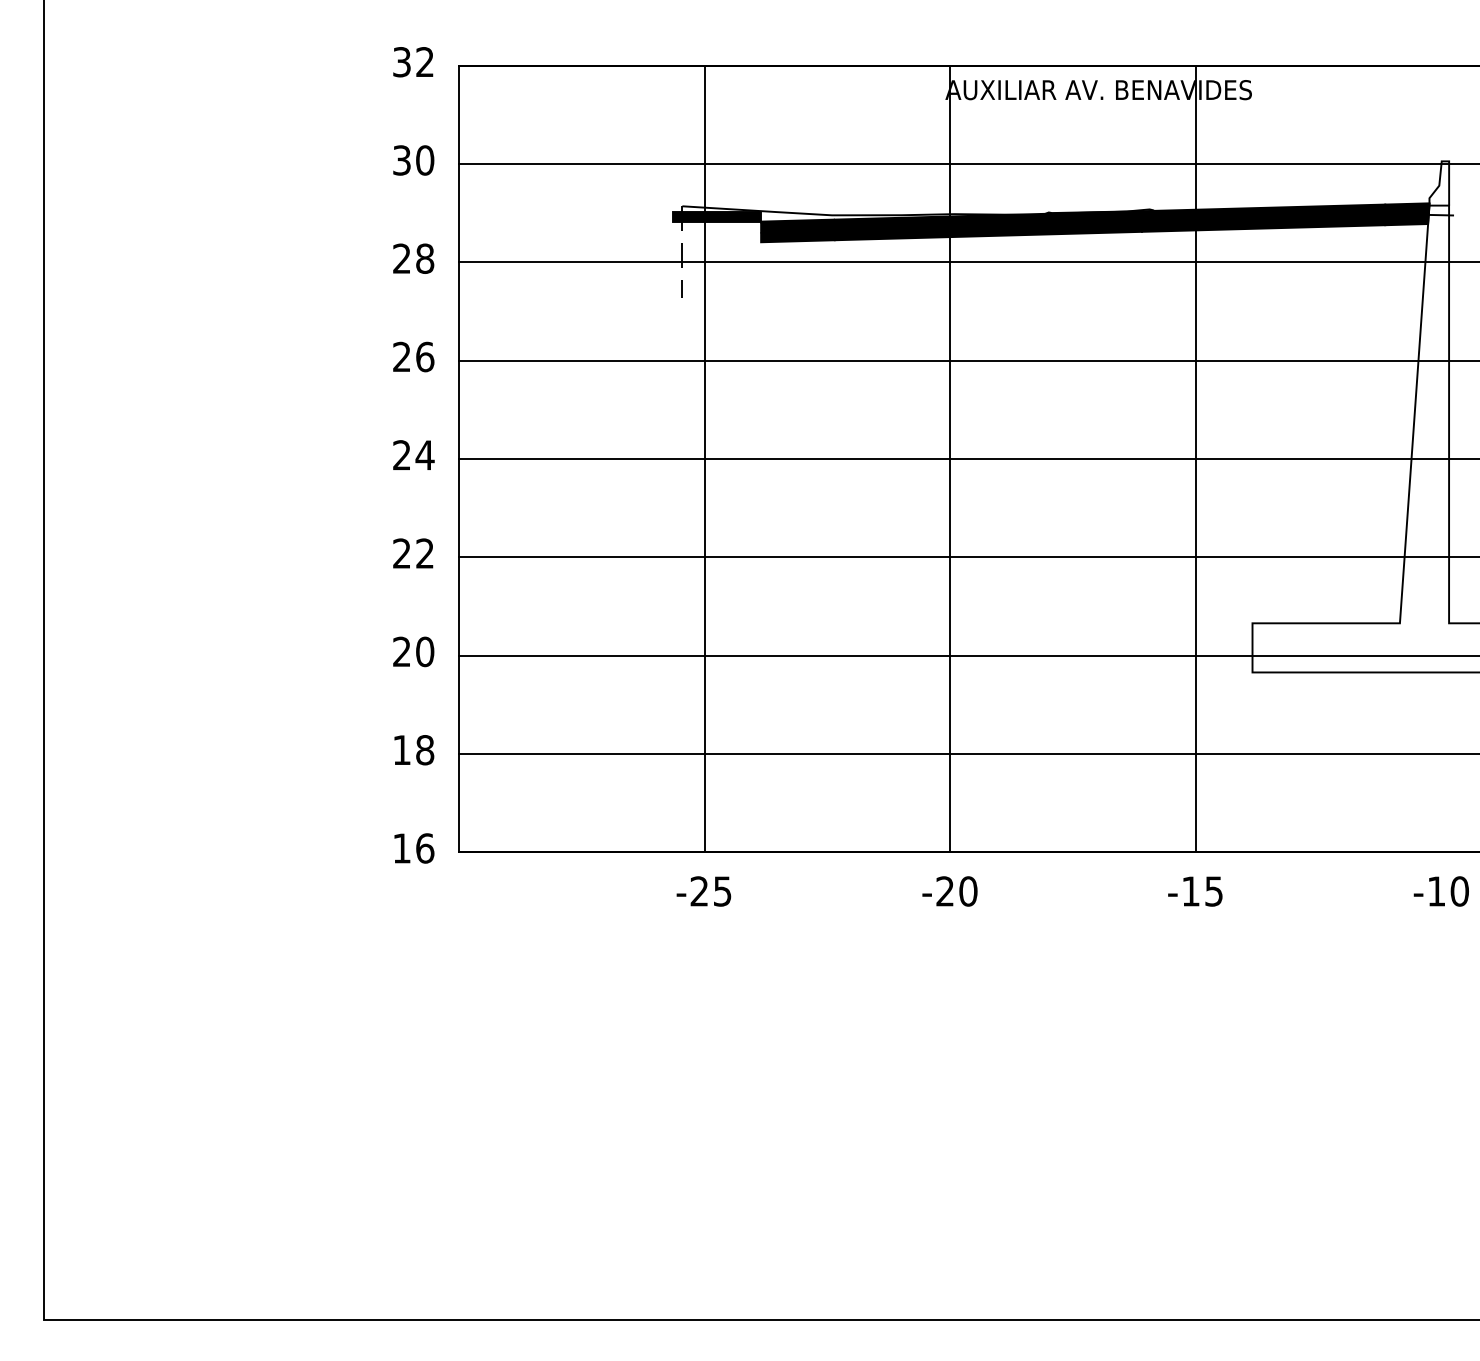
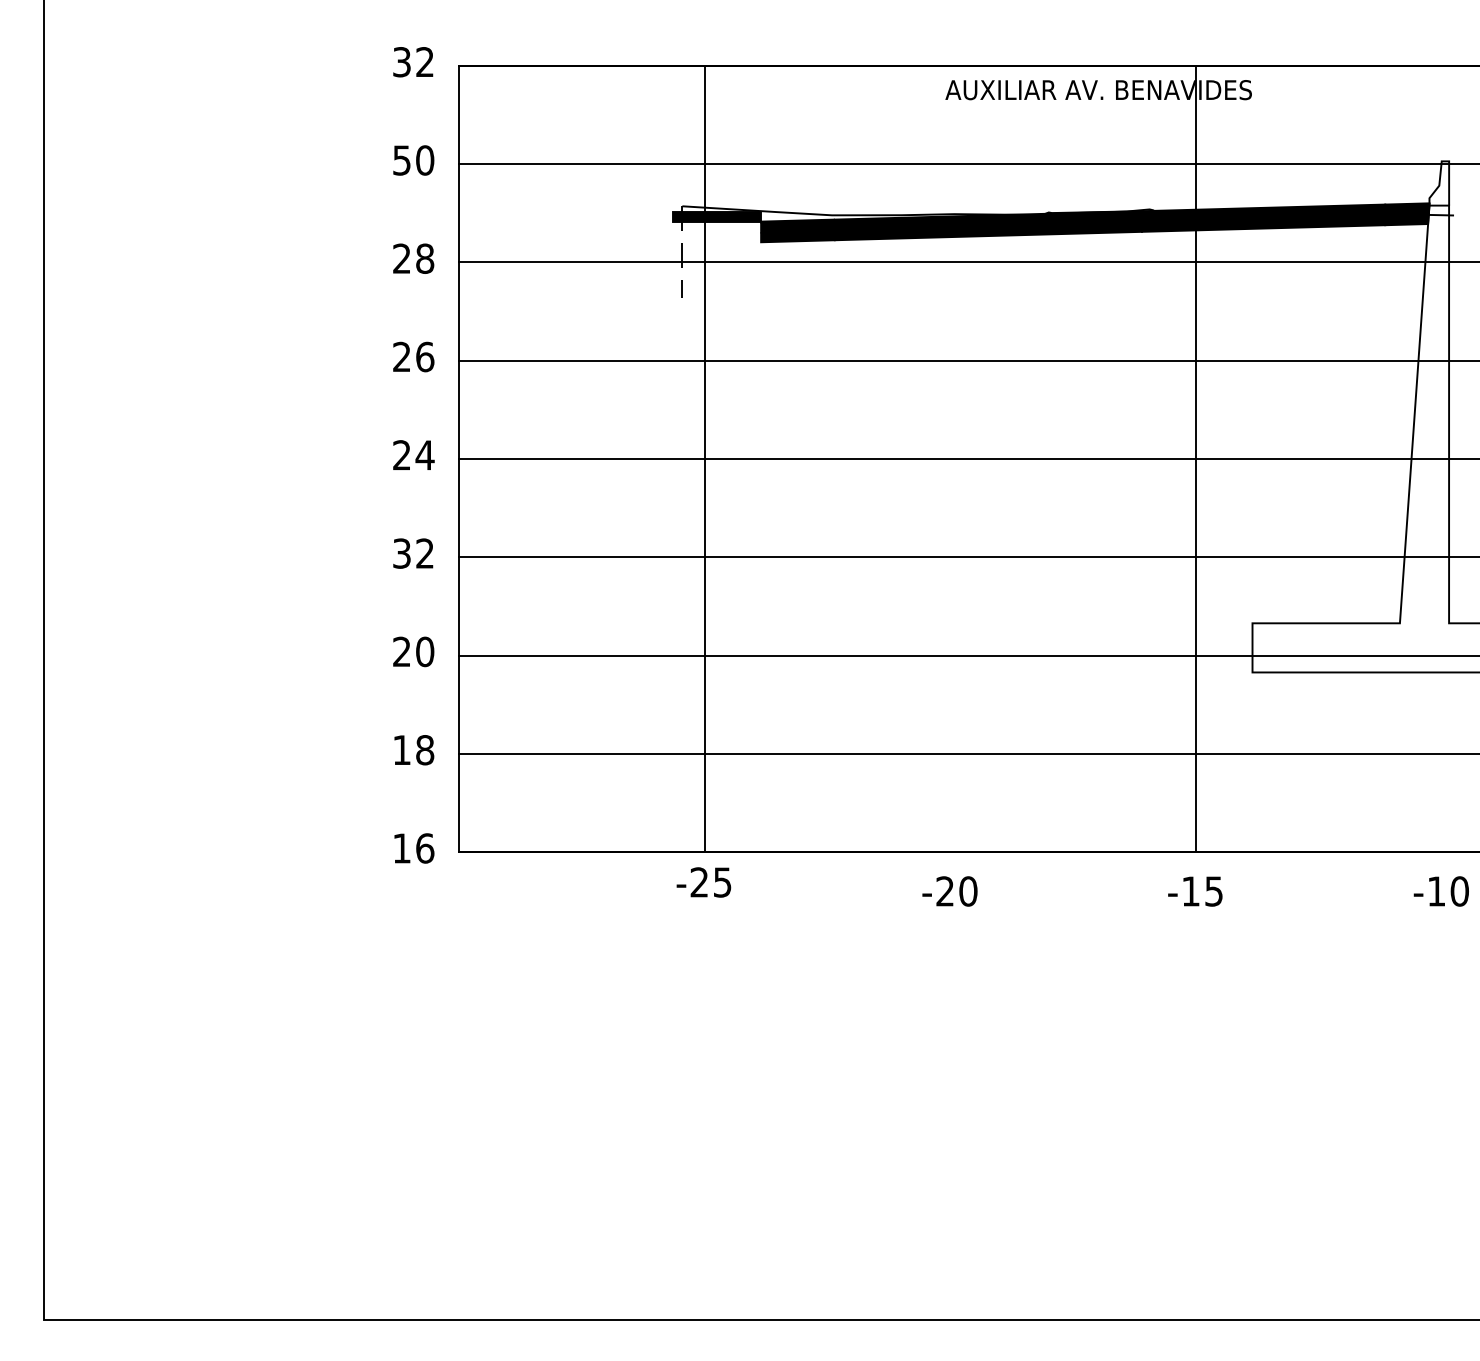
text: 30 -> 50 (401, 159)
line: present -> none (950, 458)
text: 22 -> 32 (401, 553)
text position: (703, 891) -> (703, 882) (703, 882)
